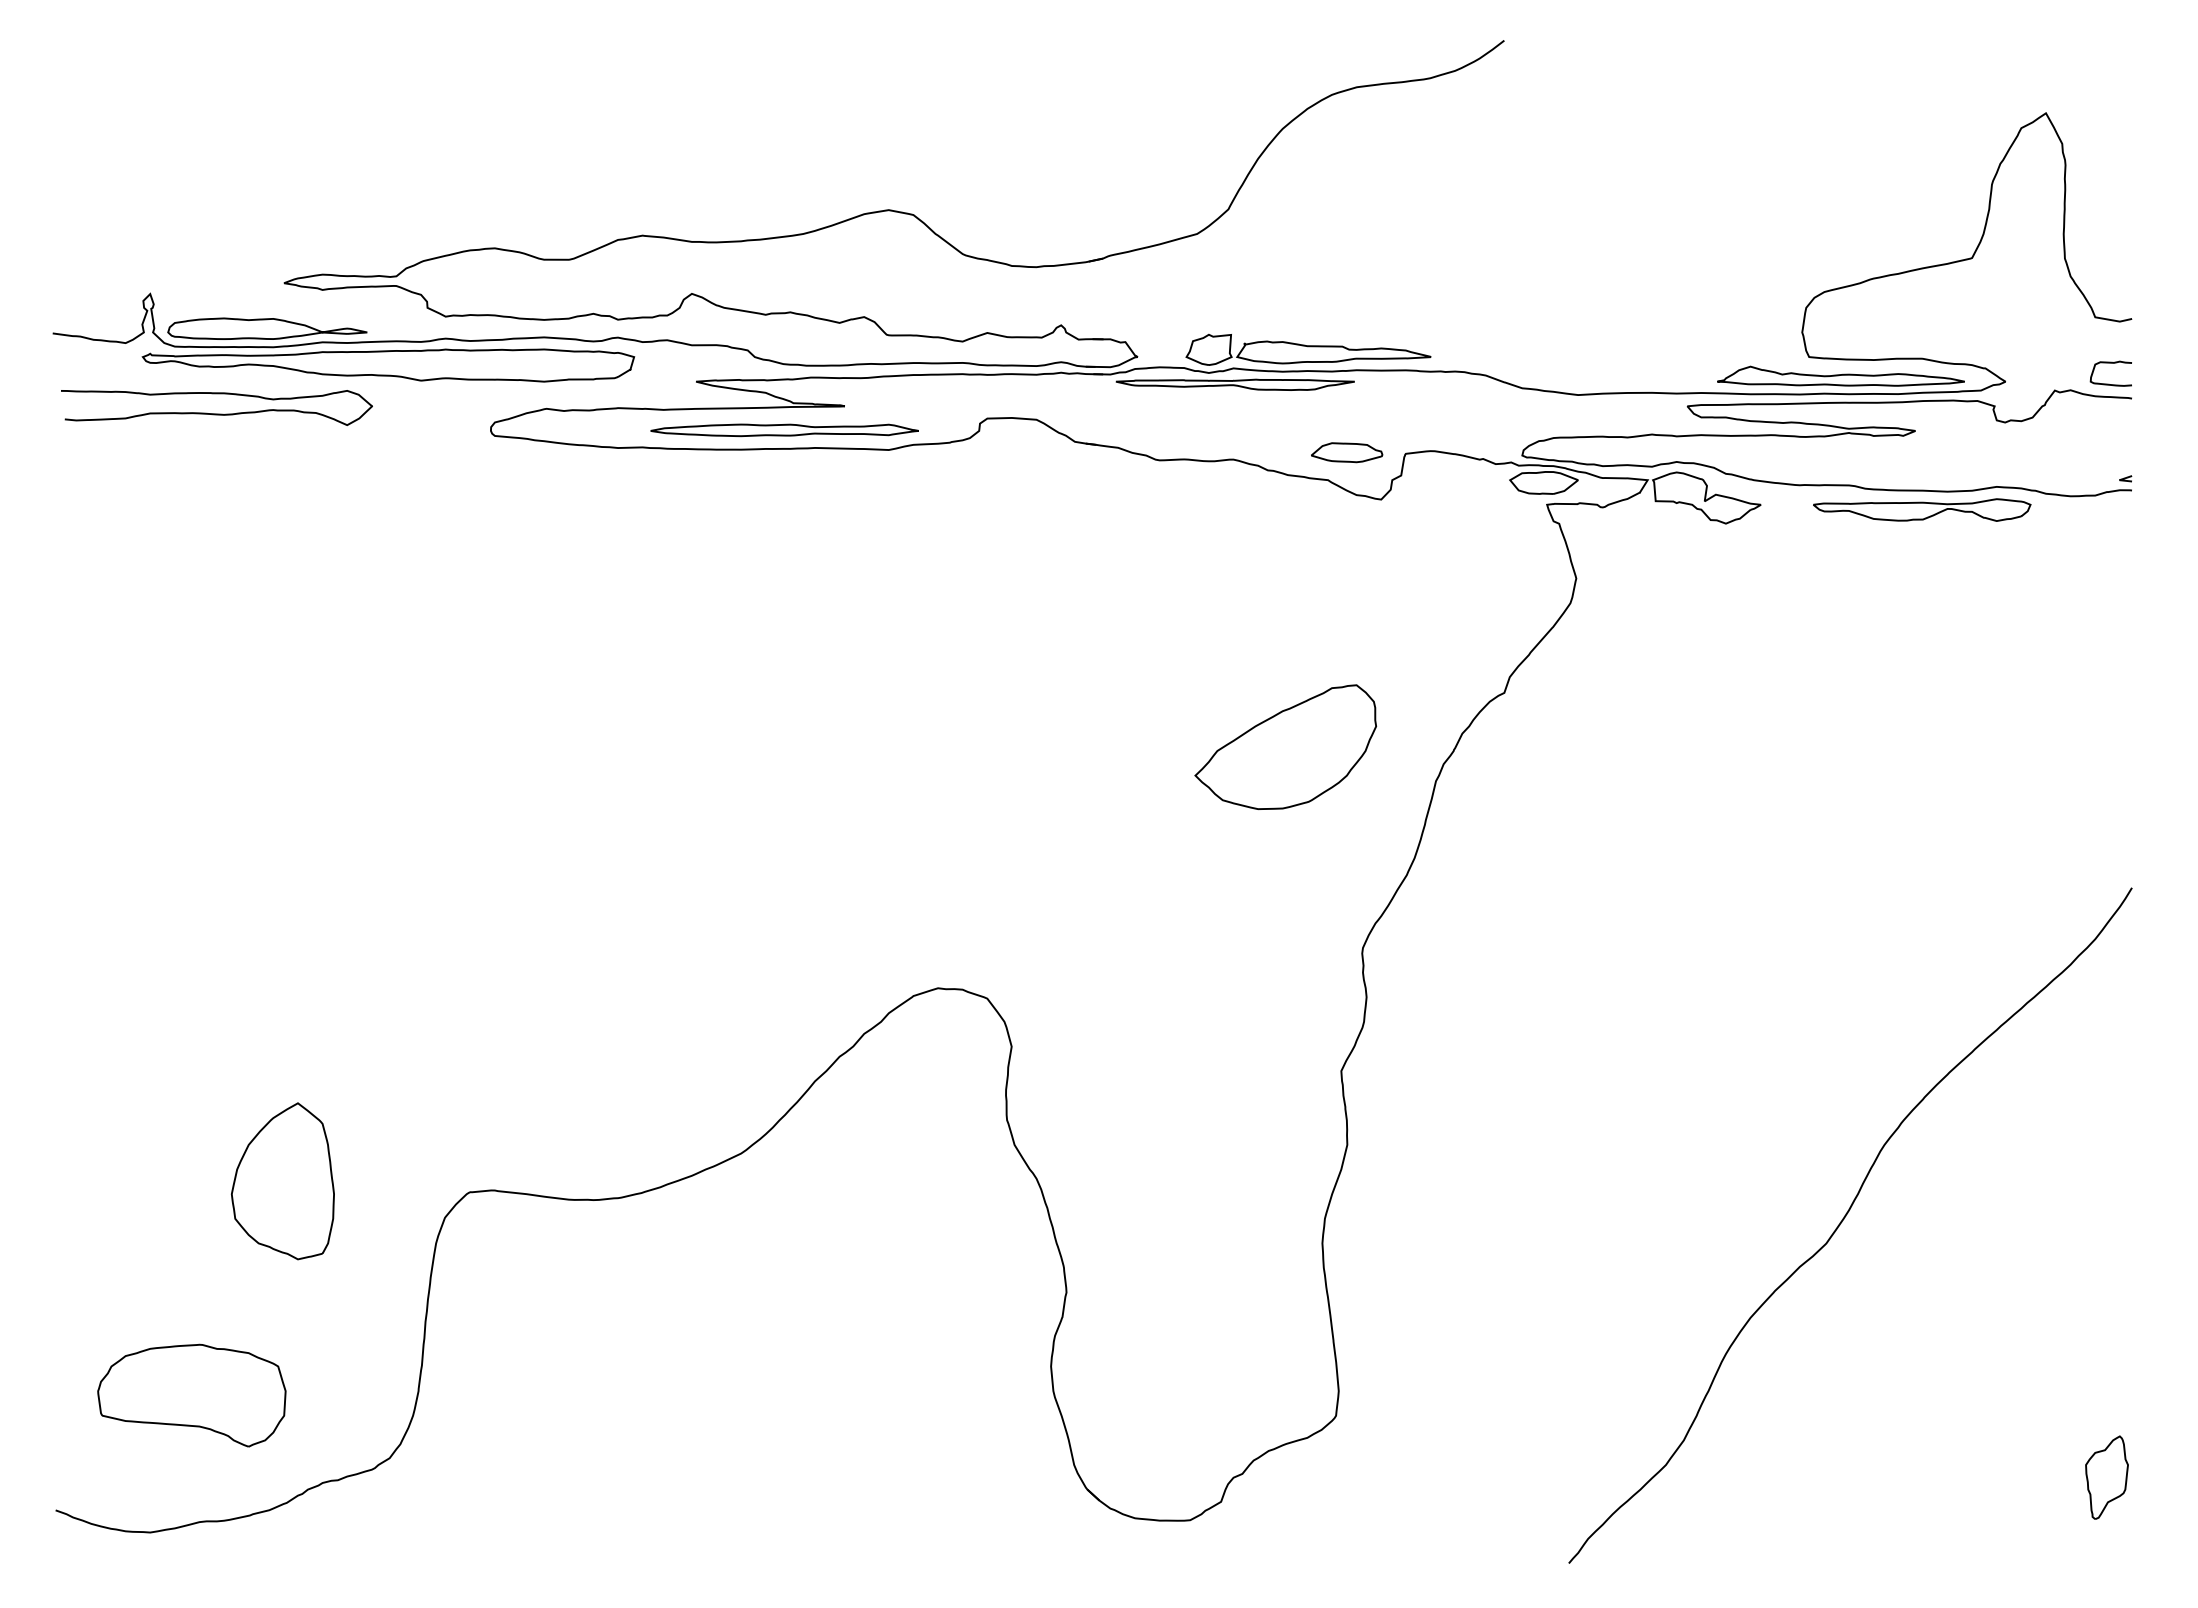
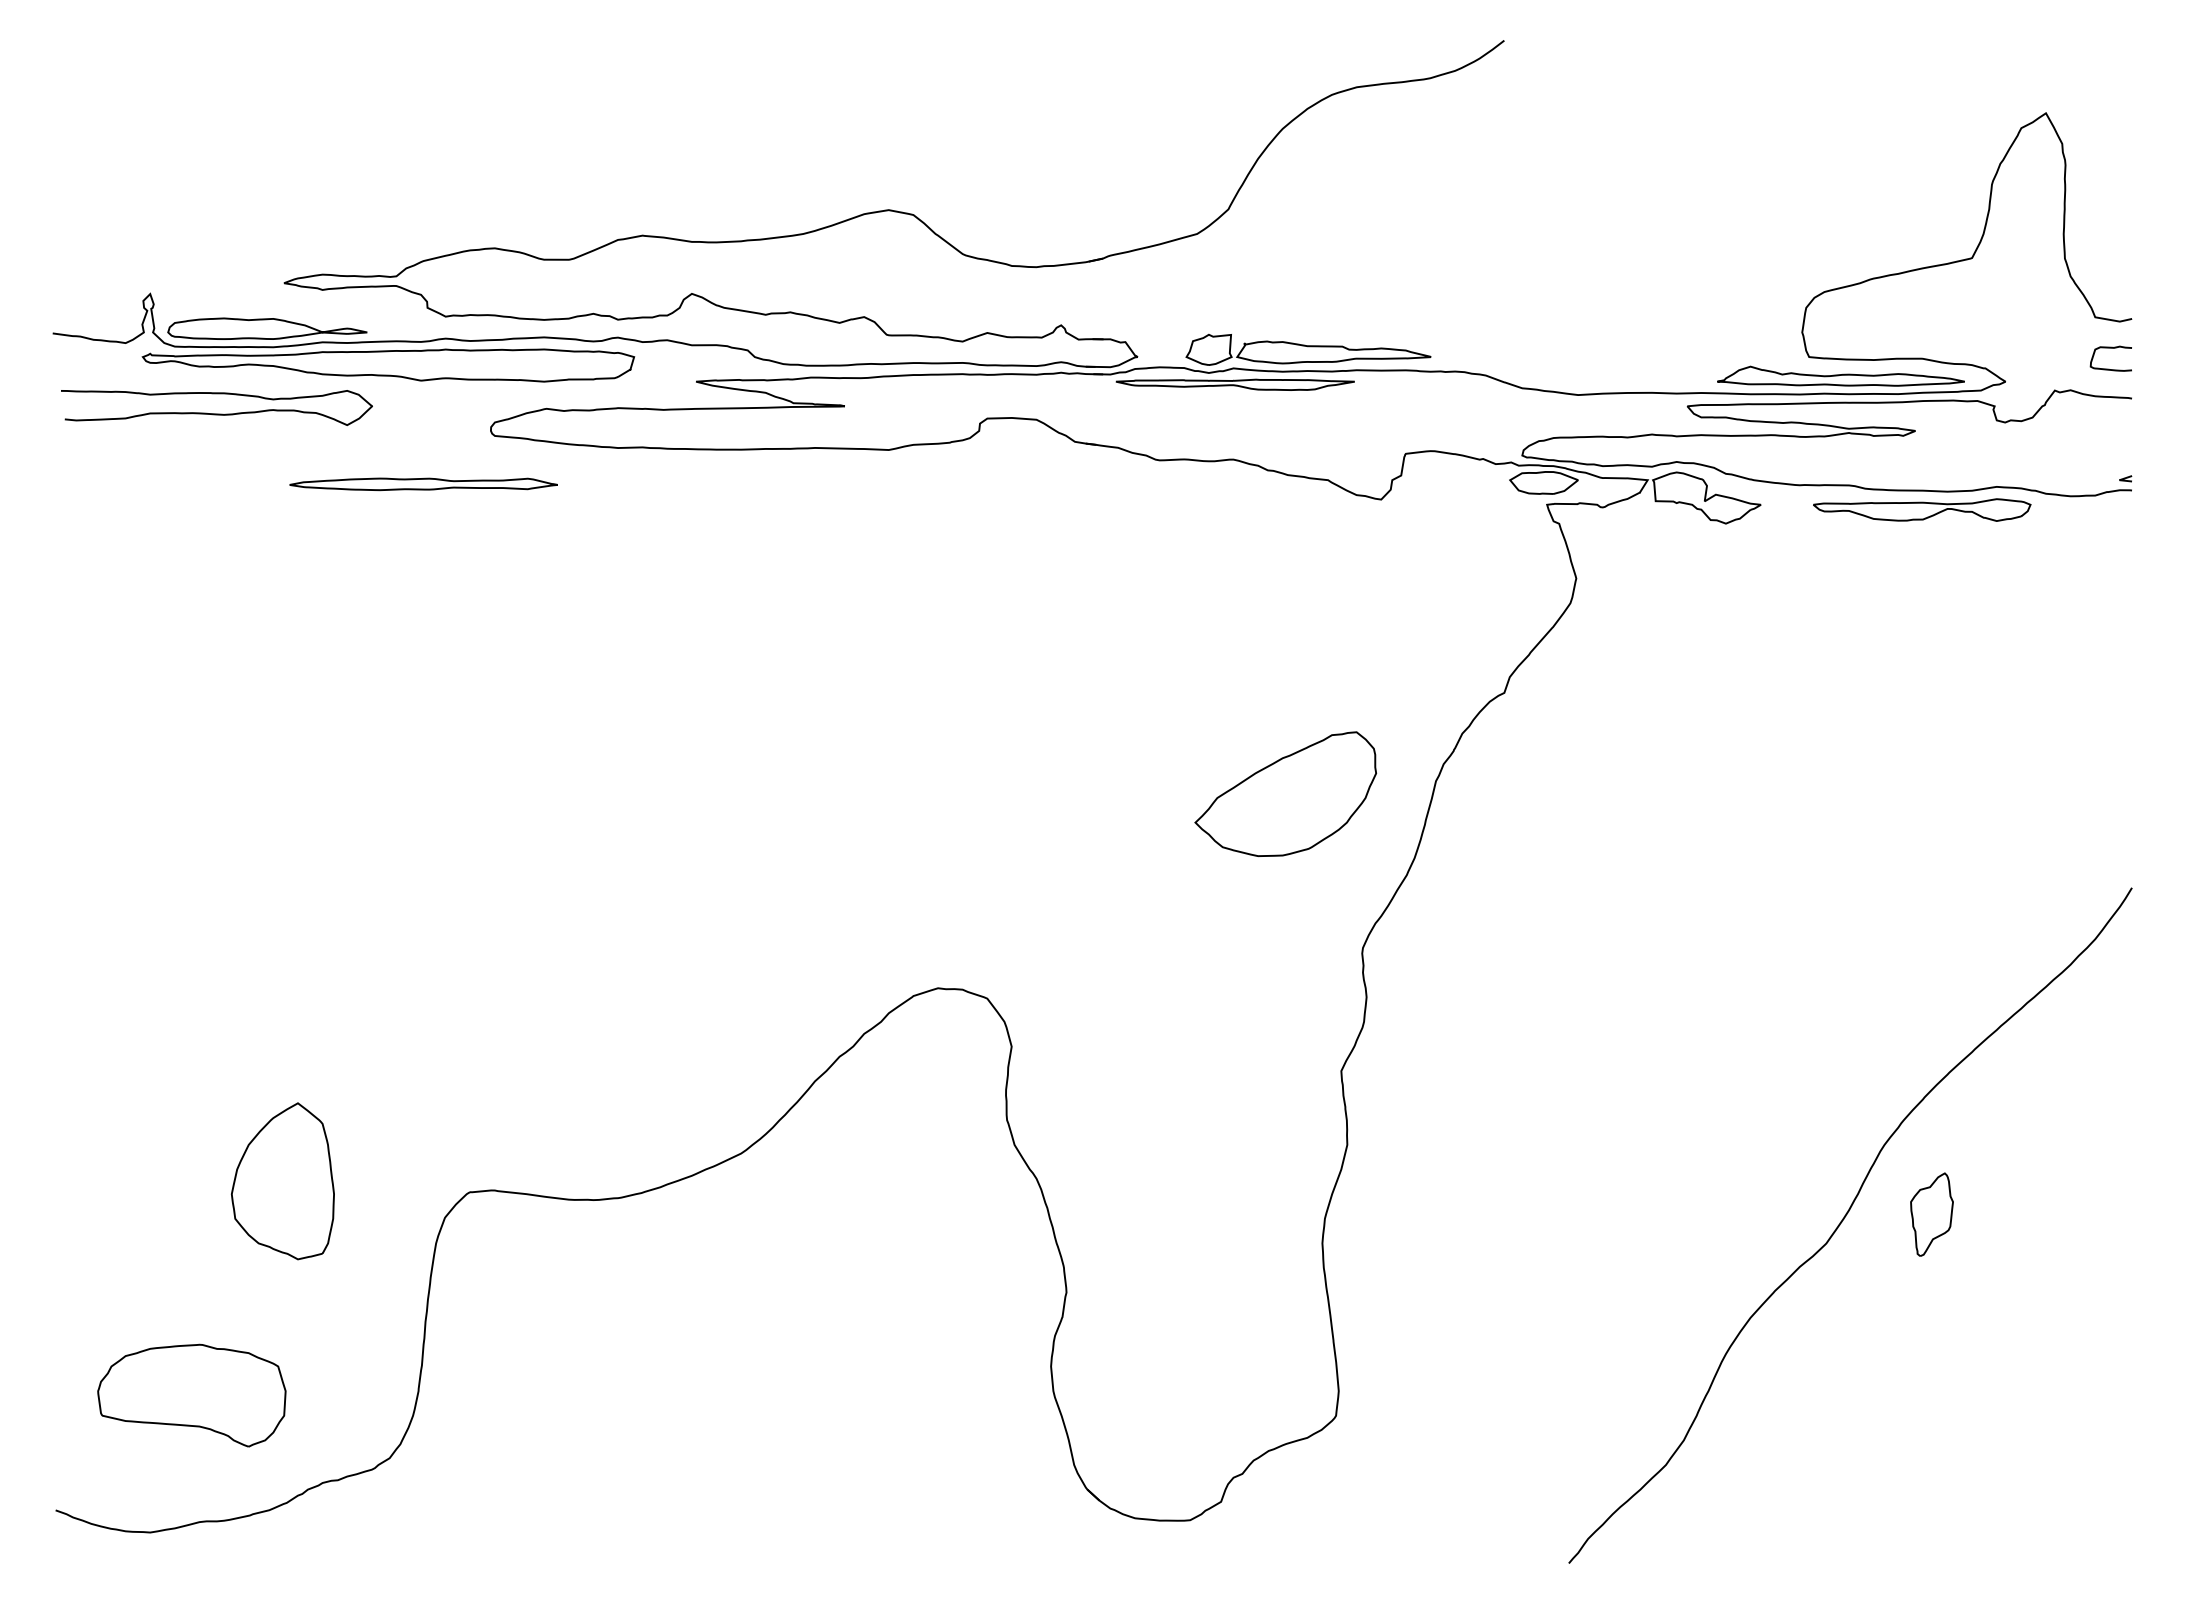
curve position: (2110, 363) -> (2110, 348) (2110, 348)
part position: (784, 430) -> (423, 484) (423, 484)
part: present -> none (1347, 452)
part position: (1285, 746) -> (1285, 793) (1285, 793)
part position: (2106, 1477) -> (1931, 1214) (1931, 1214)
